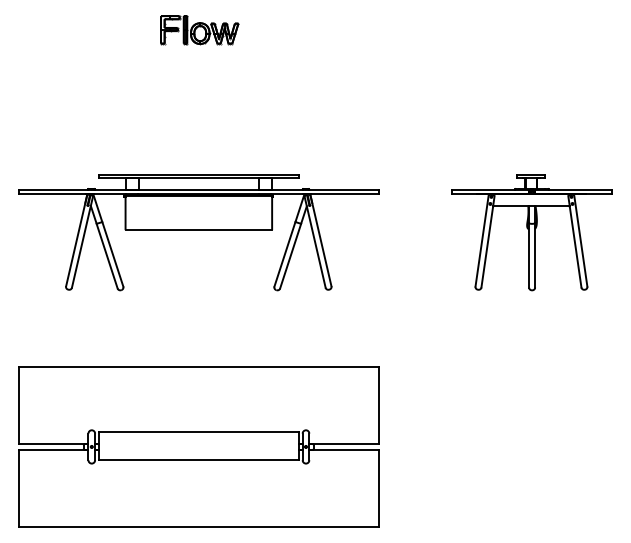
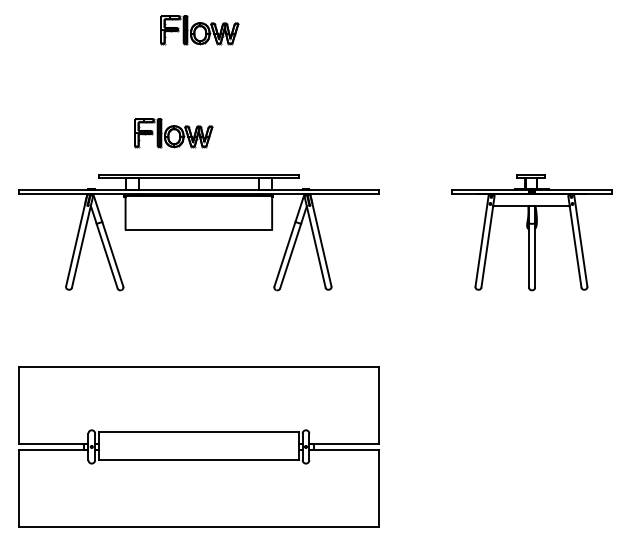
part: none -> present (173, 133)
